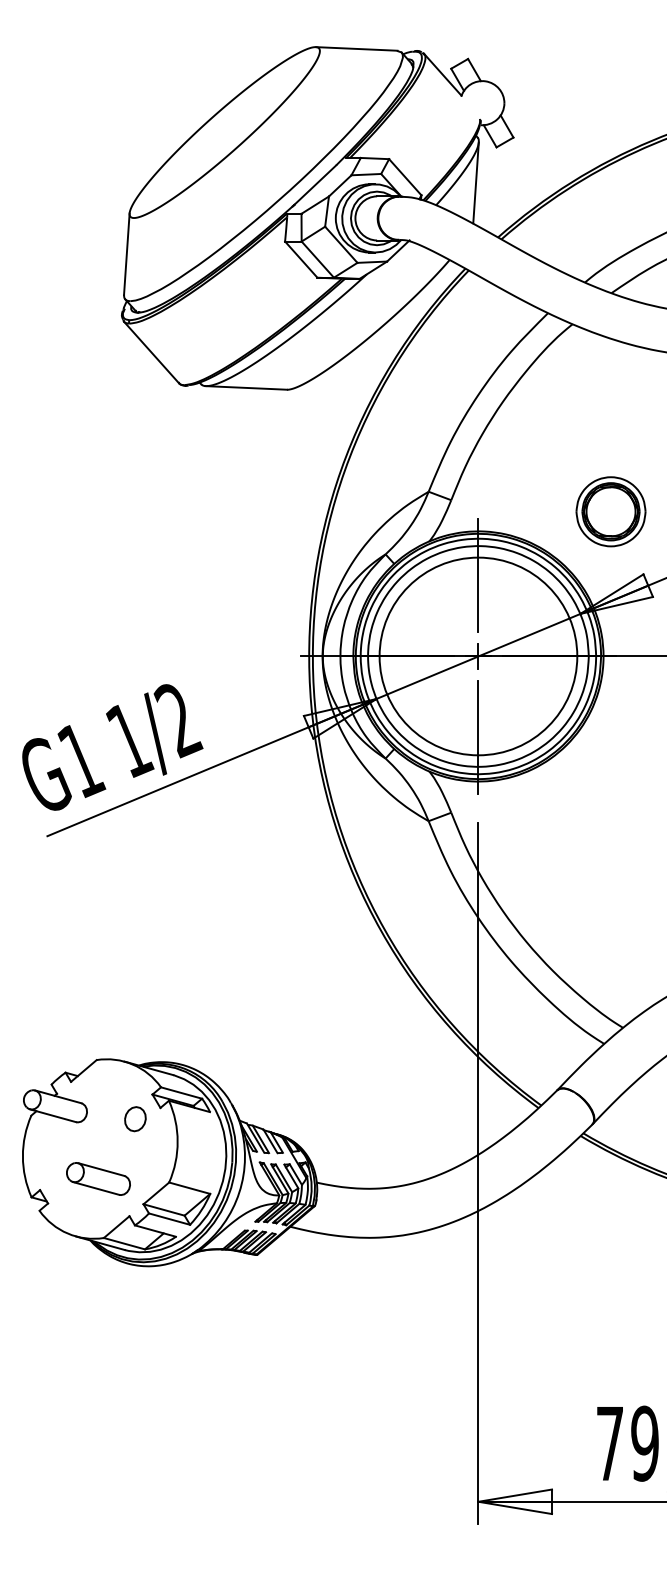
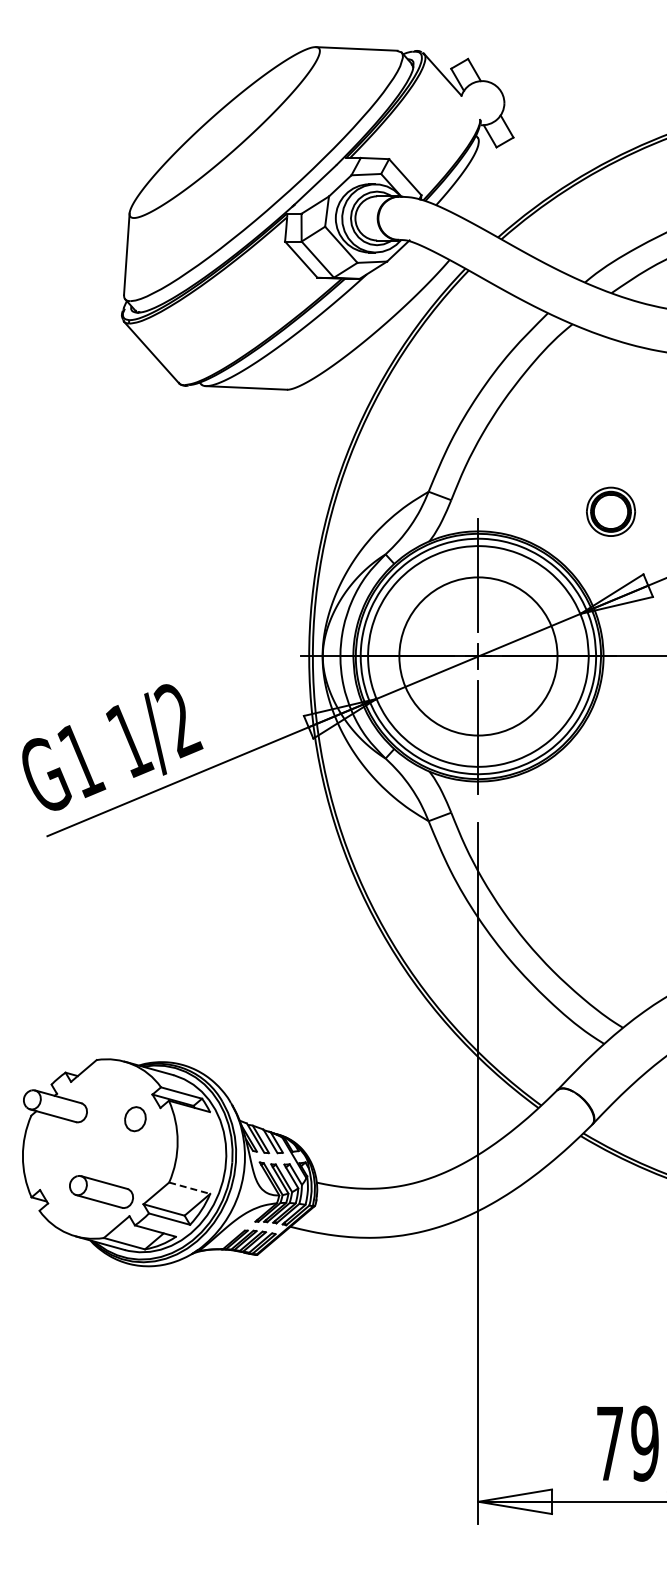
line: present -> none (475, 182)
part size: 72x72 px -> 51x51 px (611, 511)
circle diameter: 198 px -> 158 px (478, 656)
part position: (98, 1178) -> (101, 1191) (101, 1191)
line: solid -> dashed (190, 1188)
